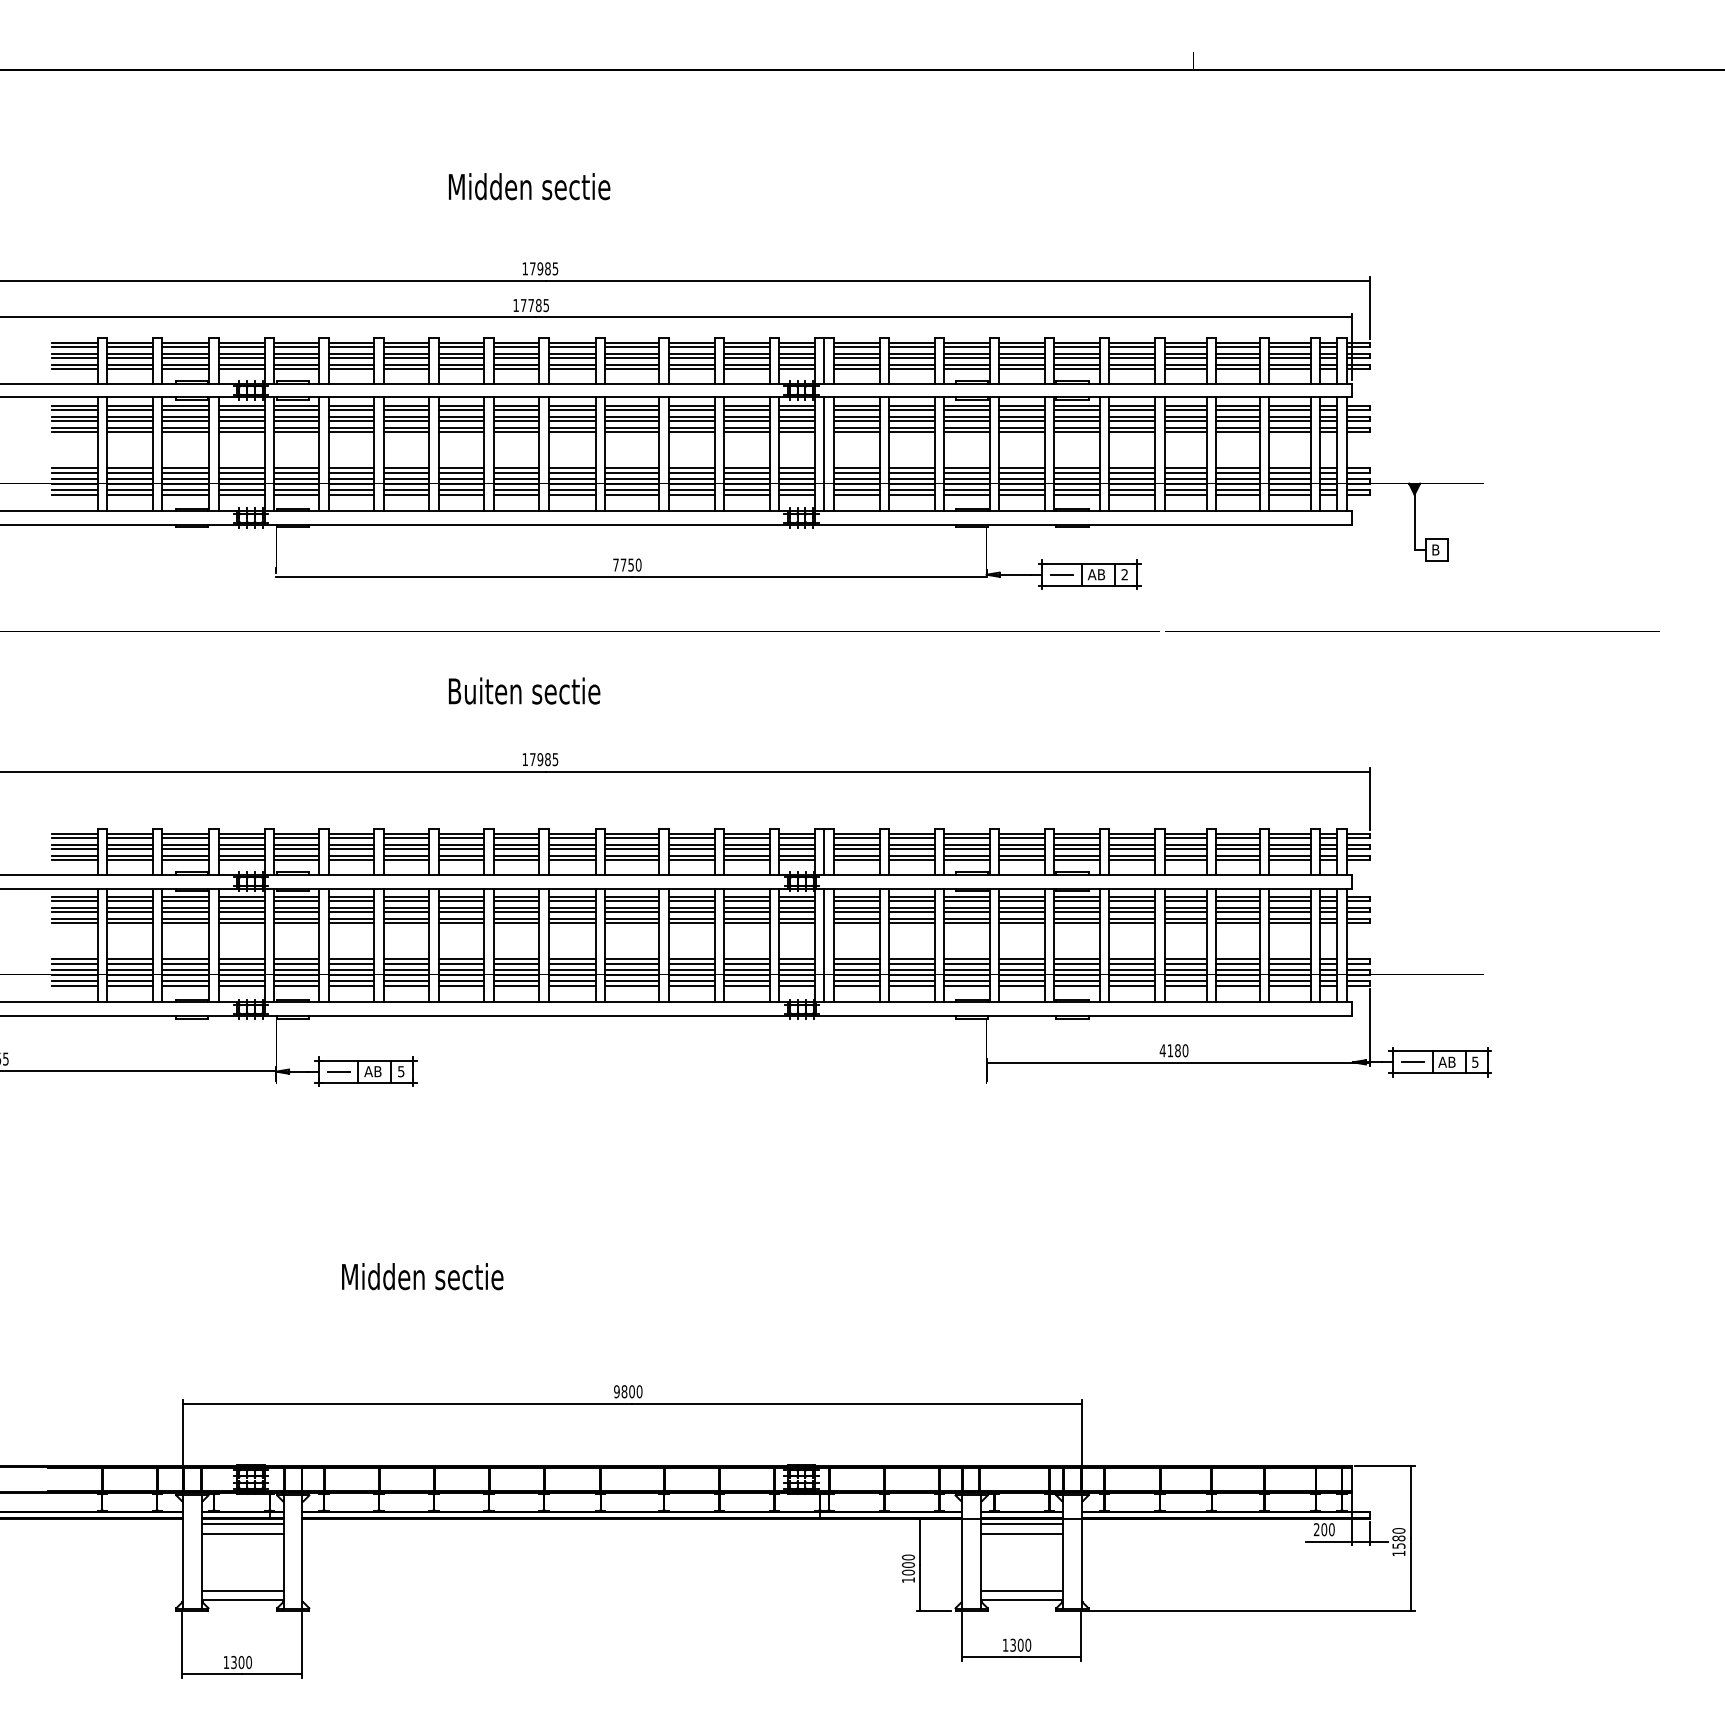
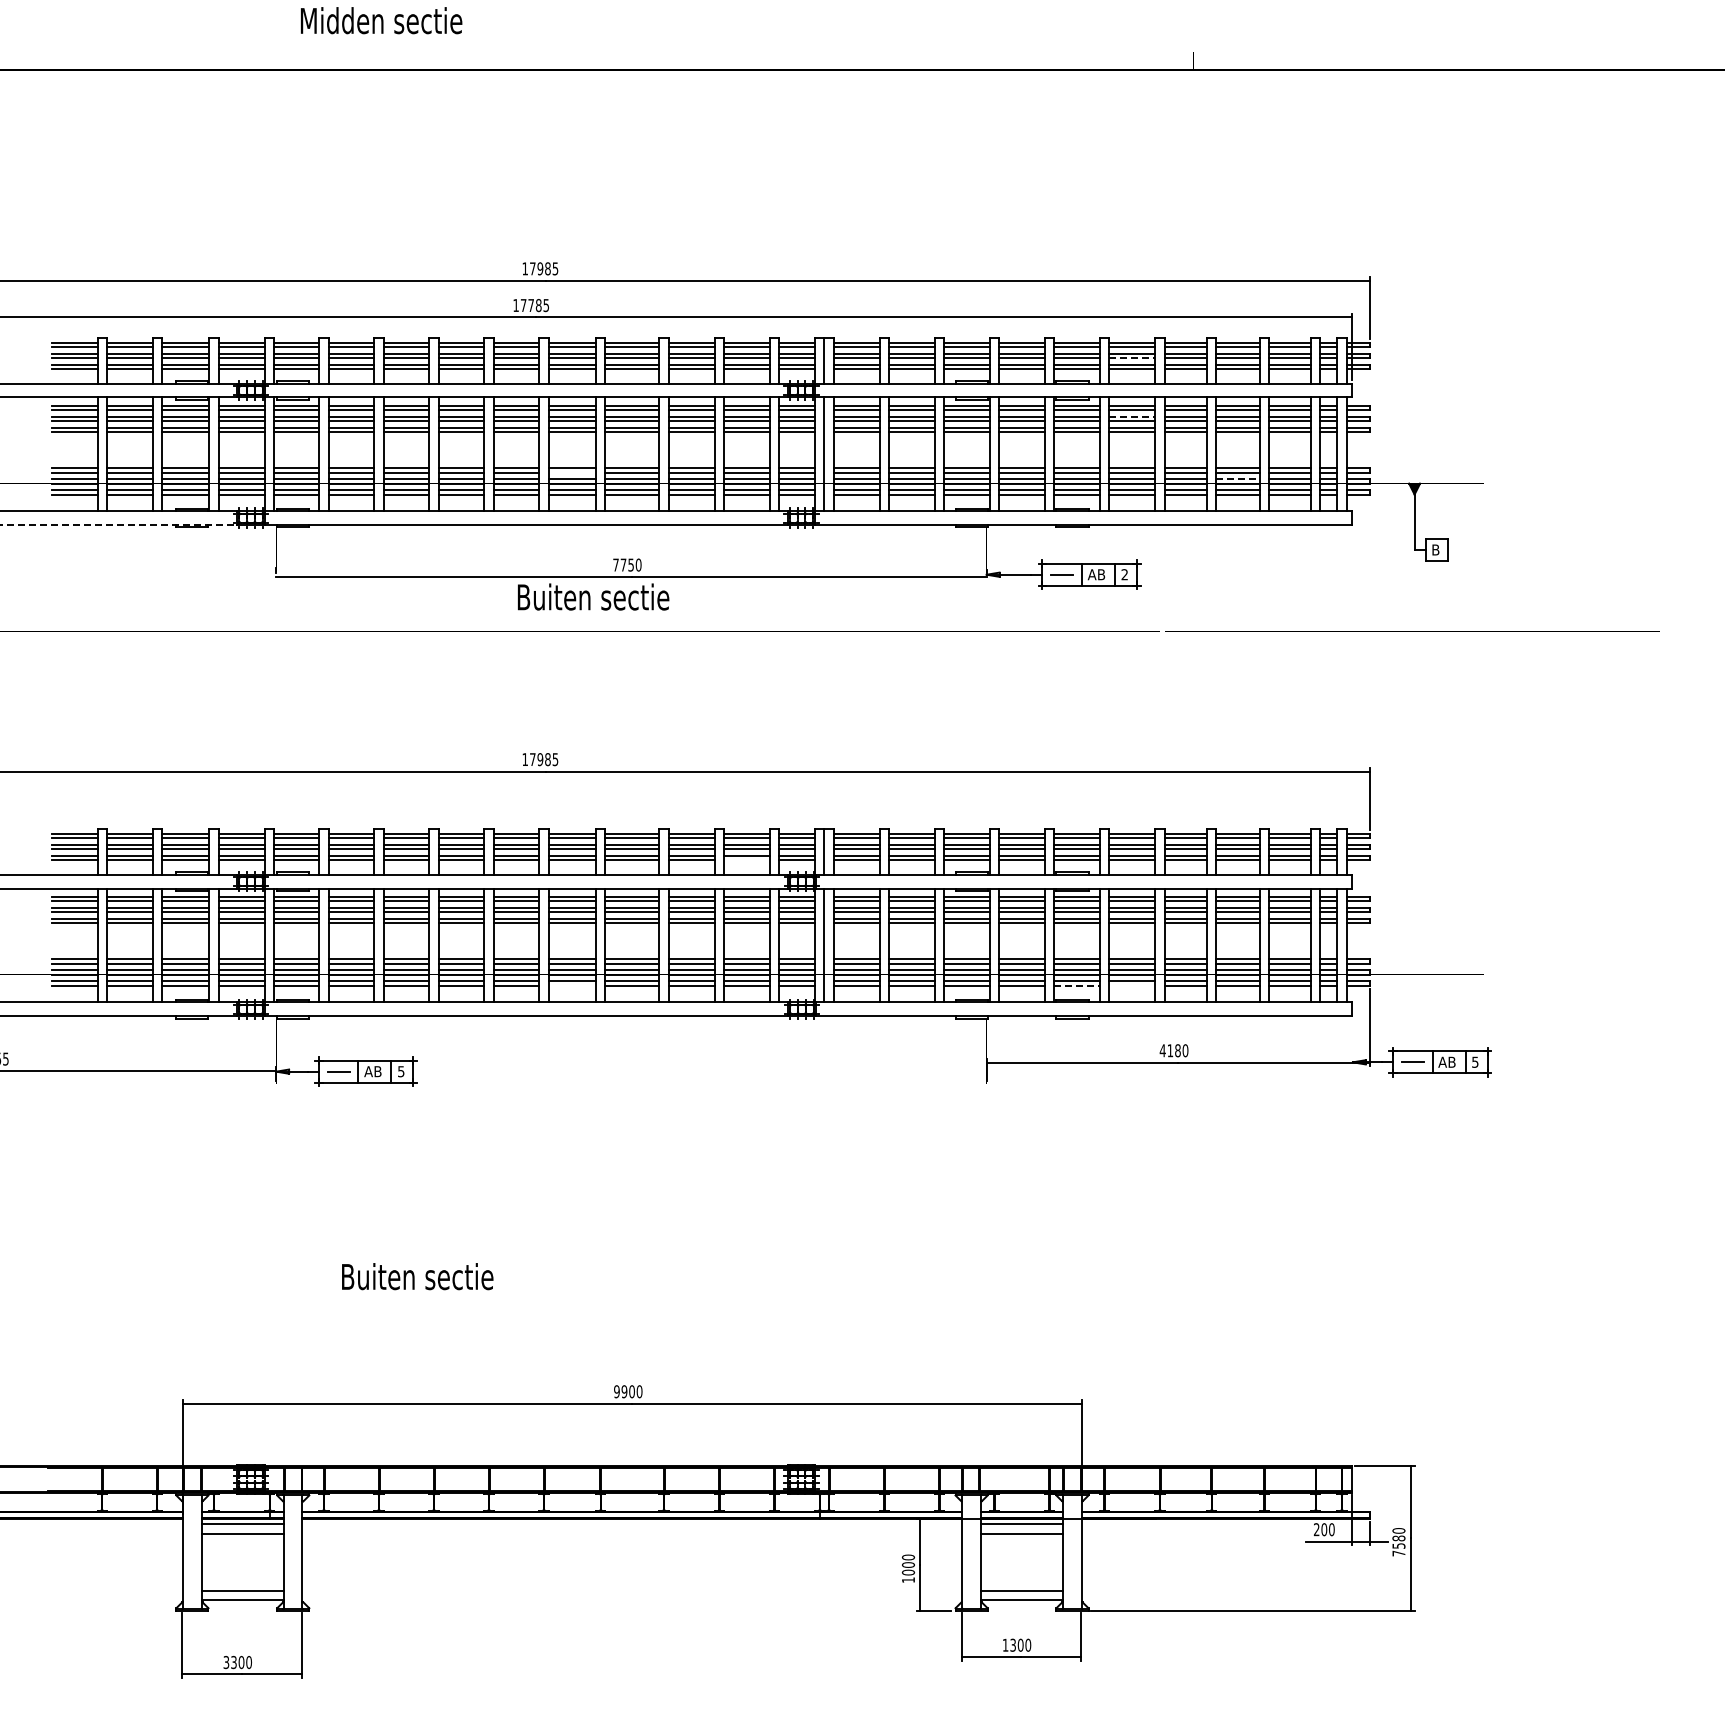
text position: (529, 186) -> (381, 20) (381, 20)
line: solid -> dashed (1132, 358)
line: solid -> dashed (1132, 416)
line: present -> none (572, 472)
line: solid -> dashed (1238, 479)
line: solid -> dashed (119, 525)
text position: (524, 690) -> (593, 596) (593, 596)
line: present -> none (746, 860)
line: present -> none (572, 985)
line: solid -> dashed (1077, 985)
line: present -> none (1132, 985)
text: Midden sectie -> Buiten sectie (423, 1276)
text: 9800 -> 9900 (624, 1391)
text: 1580 -> 7580 (1398, 1553)
text: 1300 -> 3300 (226, 1662)
